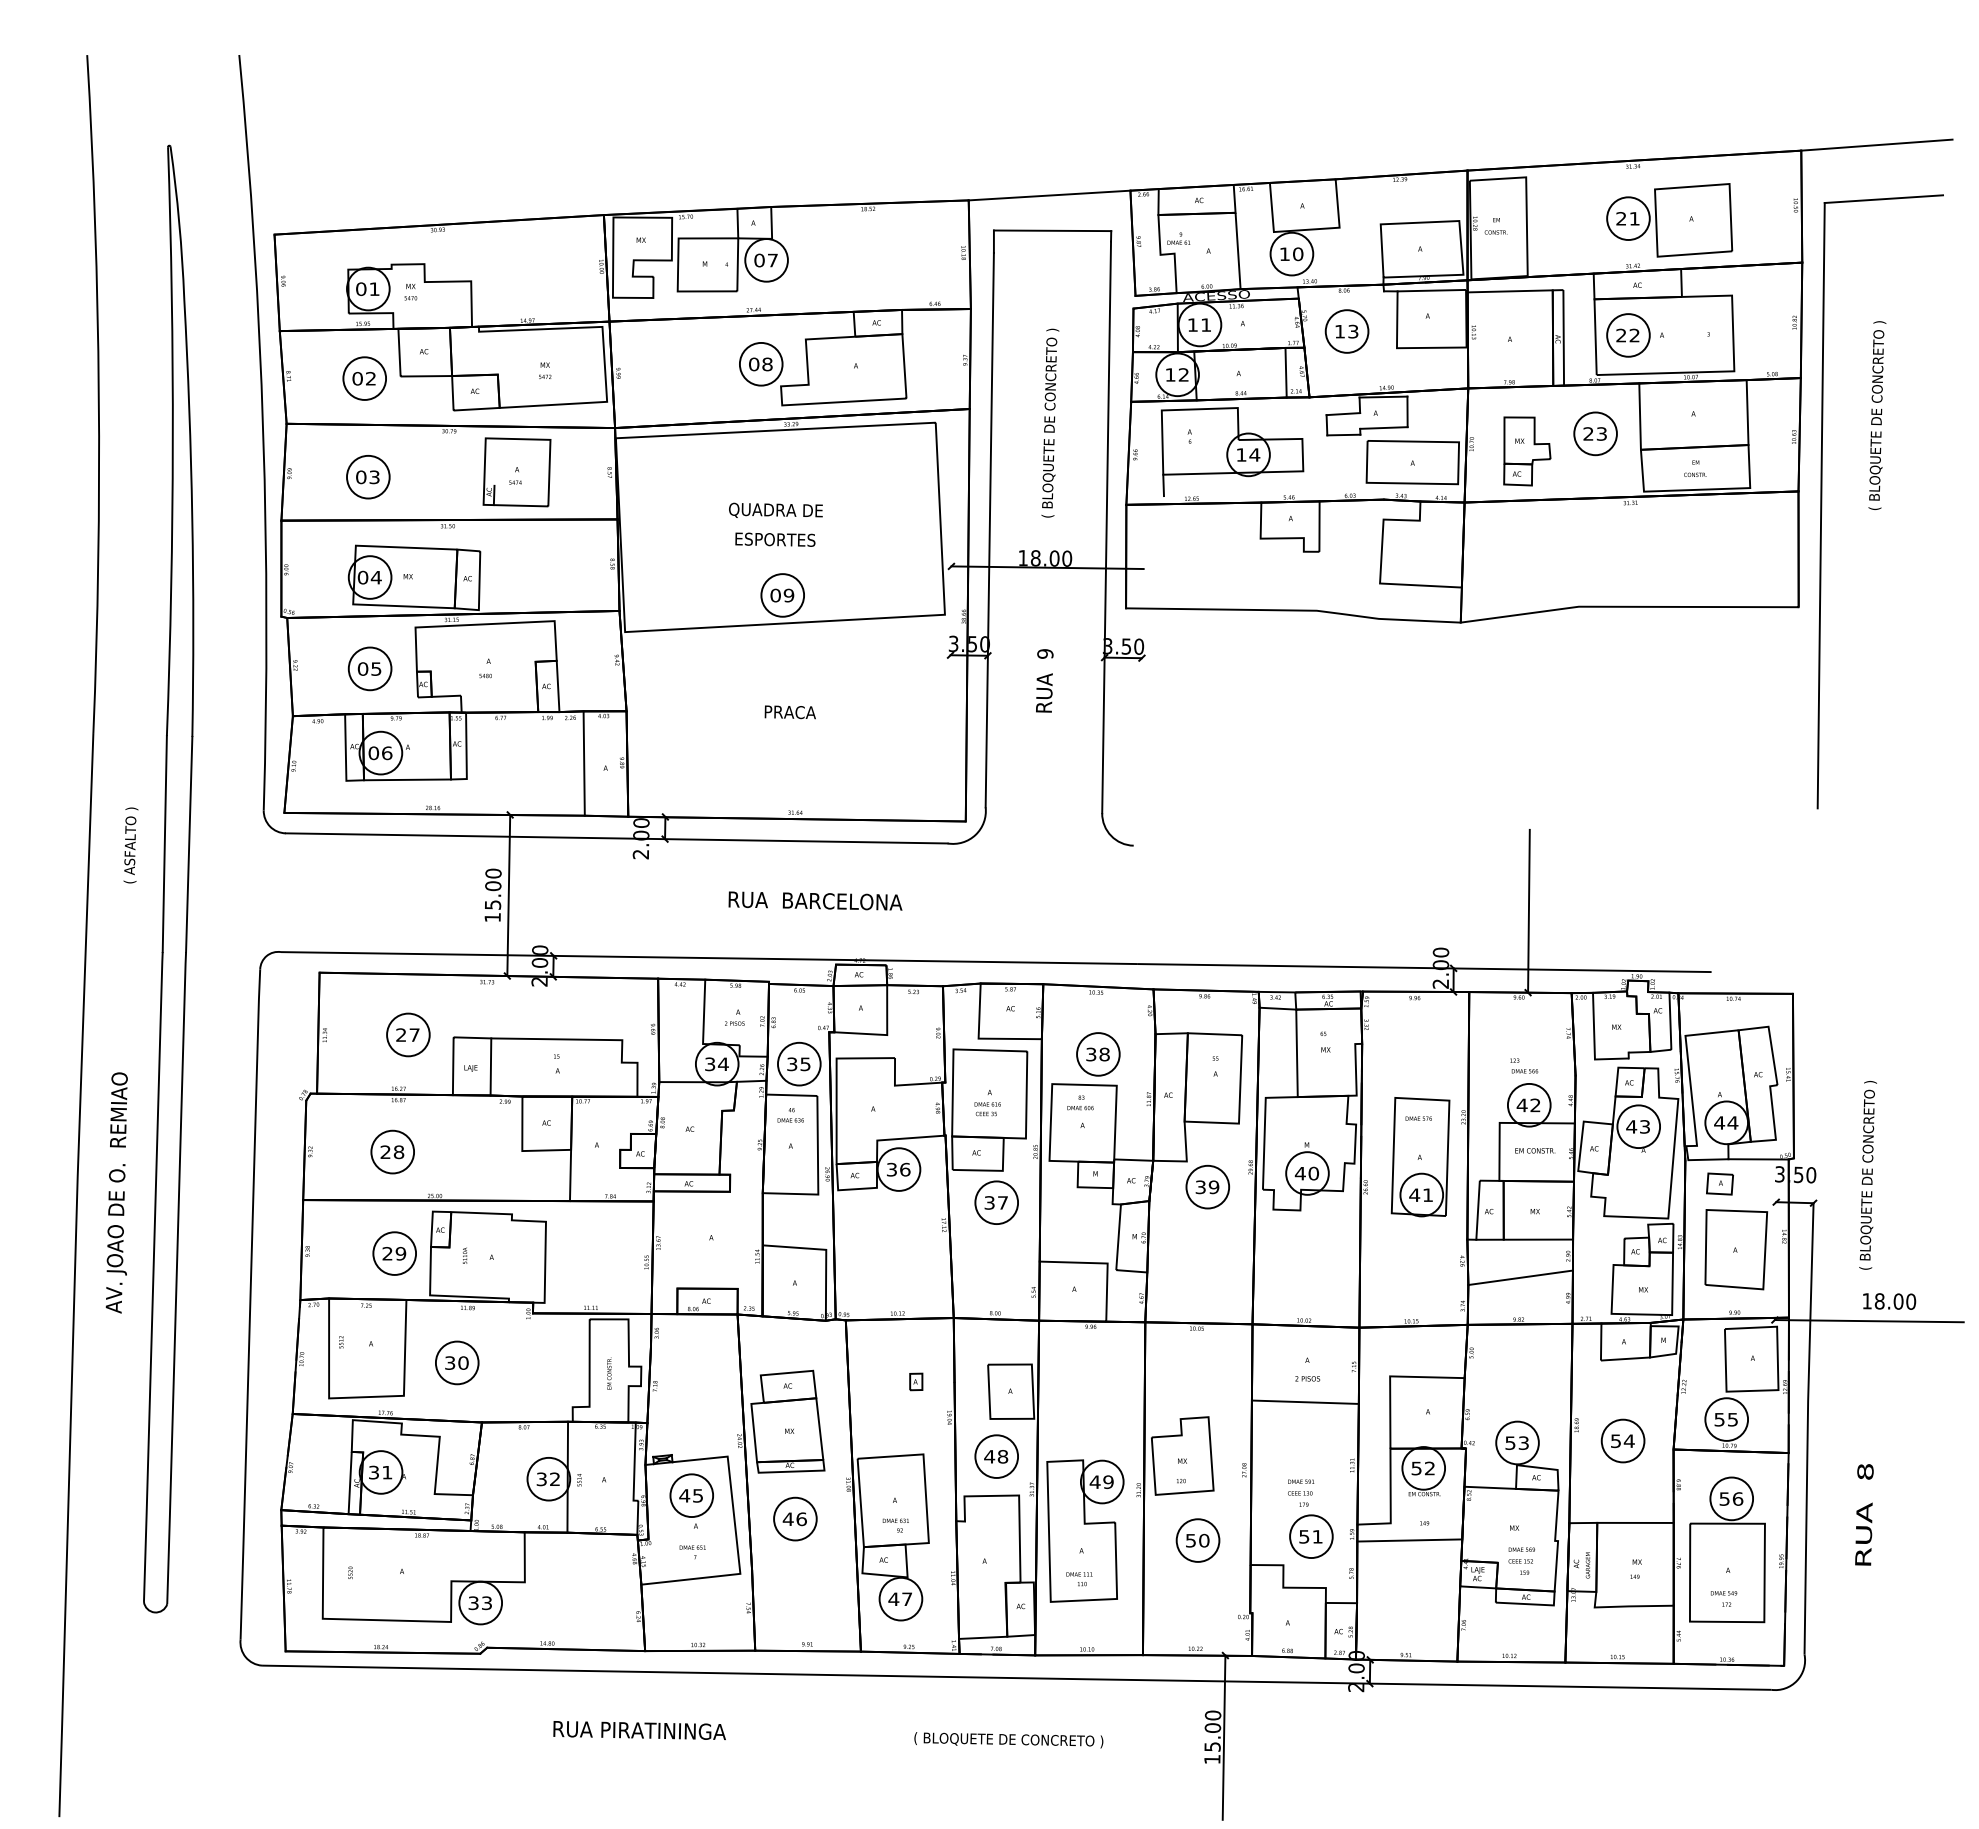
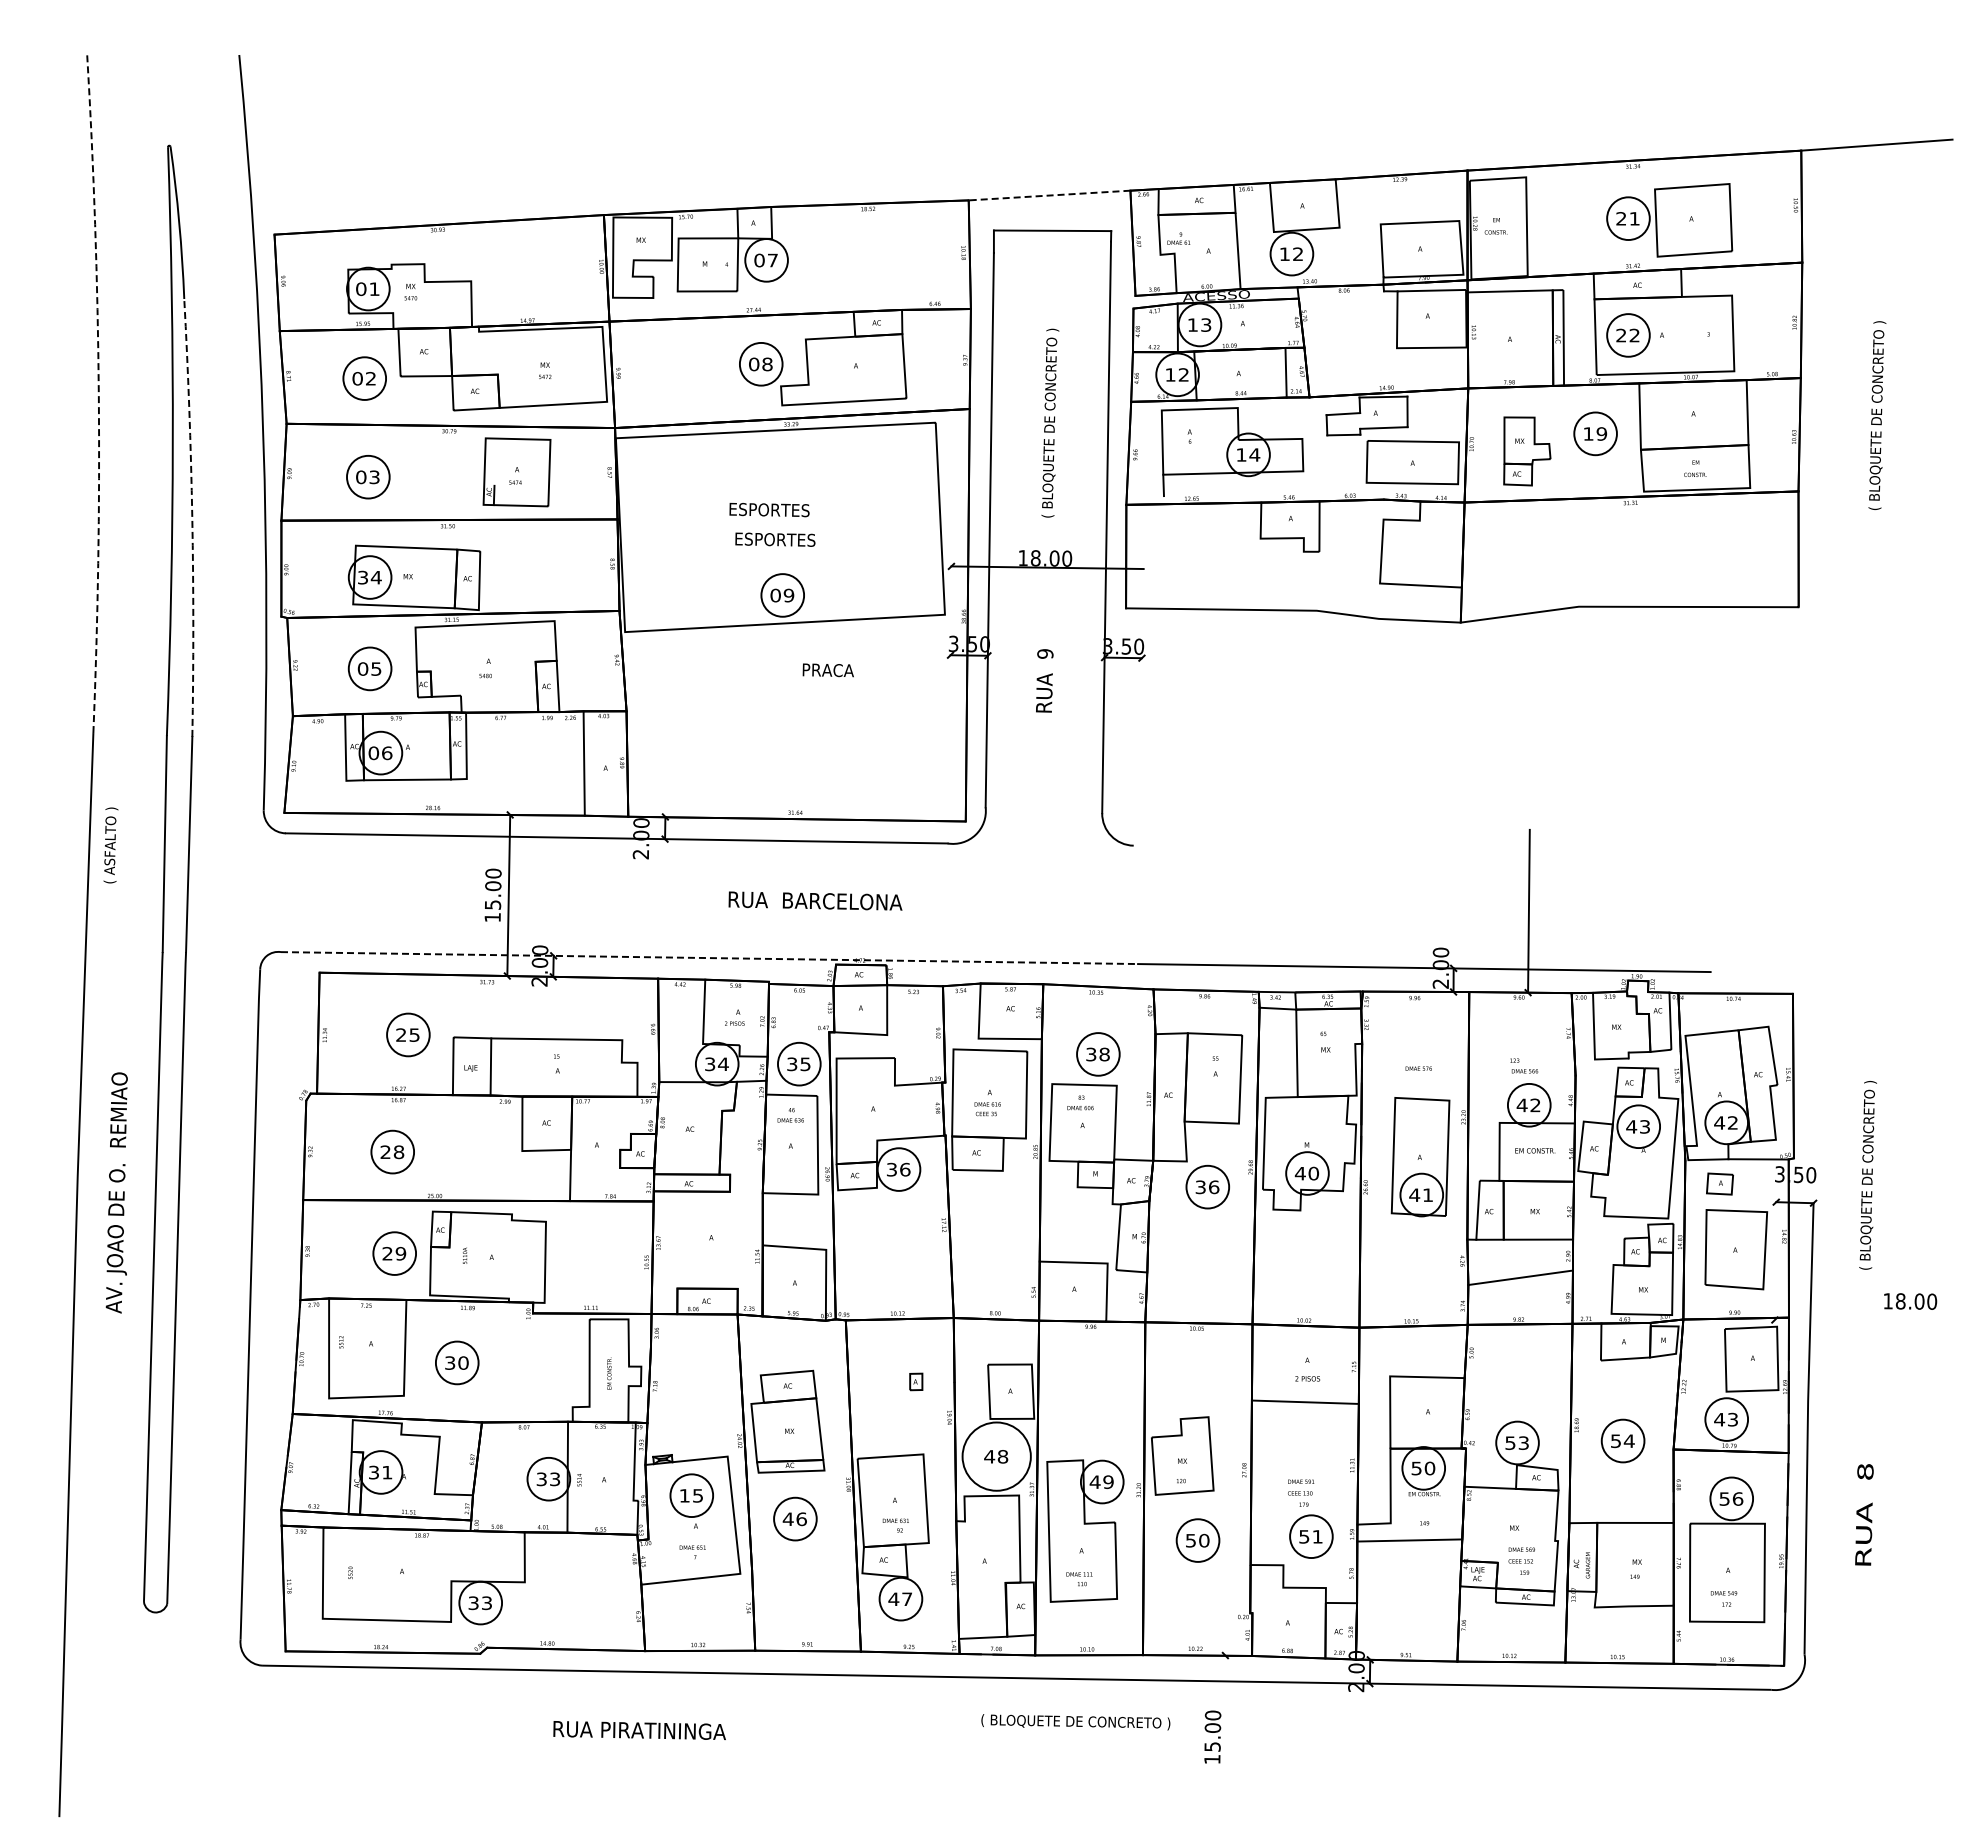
line: solid -> dashed (1049, 195)
text: 10 -> 12 (1298, 254)
text: 11 -> 13 (1206, 324)
part: present -> none (1346, 331)
arc: solid -> dashed (98, 394)
text: 23 -> 19 (1595, 433)
part: present -> none (1822, 501)
text: QUADRA DE -> ESPORTES (775, 509)
arc: solid -> dashed (192, 517)
text: 04 -> 34 (362, 577)
text position: (789, 712) -> (827, 670) (827, 670)
text position: (130, 845) -> (110, 845) (110, 845)
line: solid -> dashed (709, 958)
text: 27 -> 25 (414, 1034)
text position: (1418, 1118) -> (1418, 1068) (1418, 1068)
text: 44 -> 42 (1732, 1122)
text: 39 -> 36 (1213, 1187)
part: present -> none (996, 1202)
text position: (1889, 1301) -> (1910, 1301) (1910, 1301)
line: present -> none (1868, 1321)
text: 55 -> 43 (1725, 1419)
circle diameter: 43 px -> 68 px (996, 1456)
text: 52 -> 50 (1429, 1468)
text: 32 -> 33 (555, 1479)
text: 45 -> 15 (684, 1495)
line: present -> none (1223, 1737)
text position: (1008, 1740) -> (1075, 1722) (1075, 1722)
